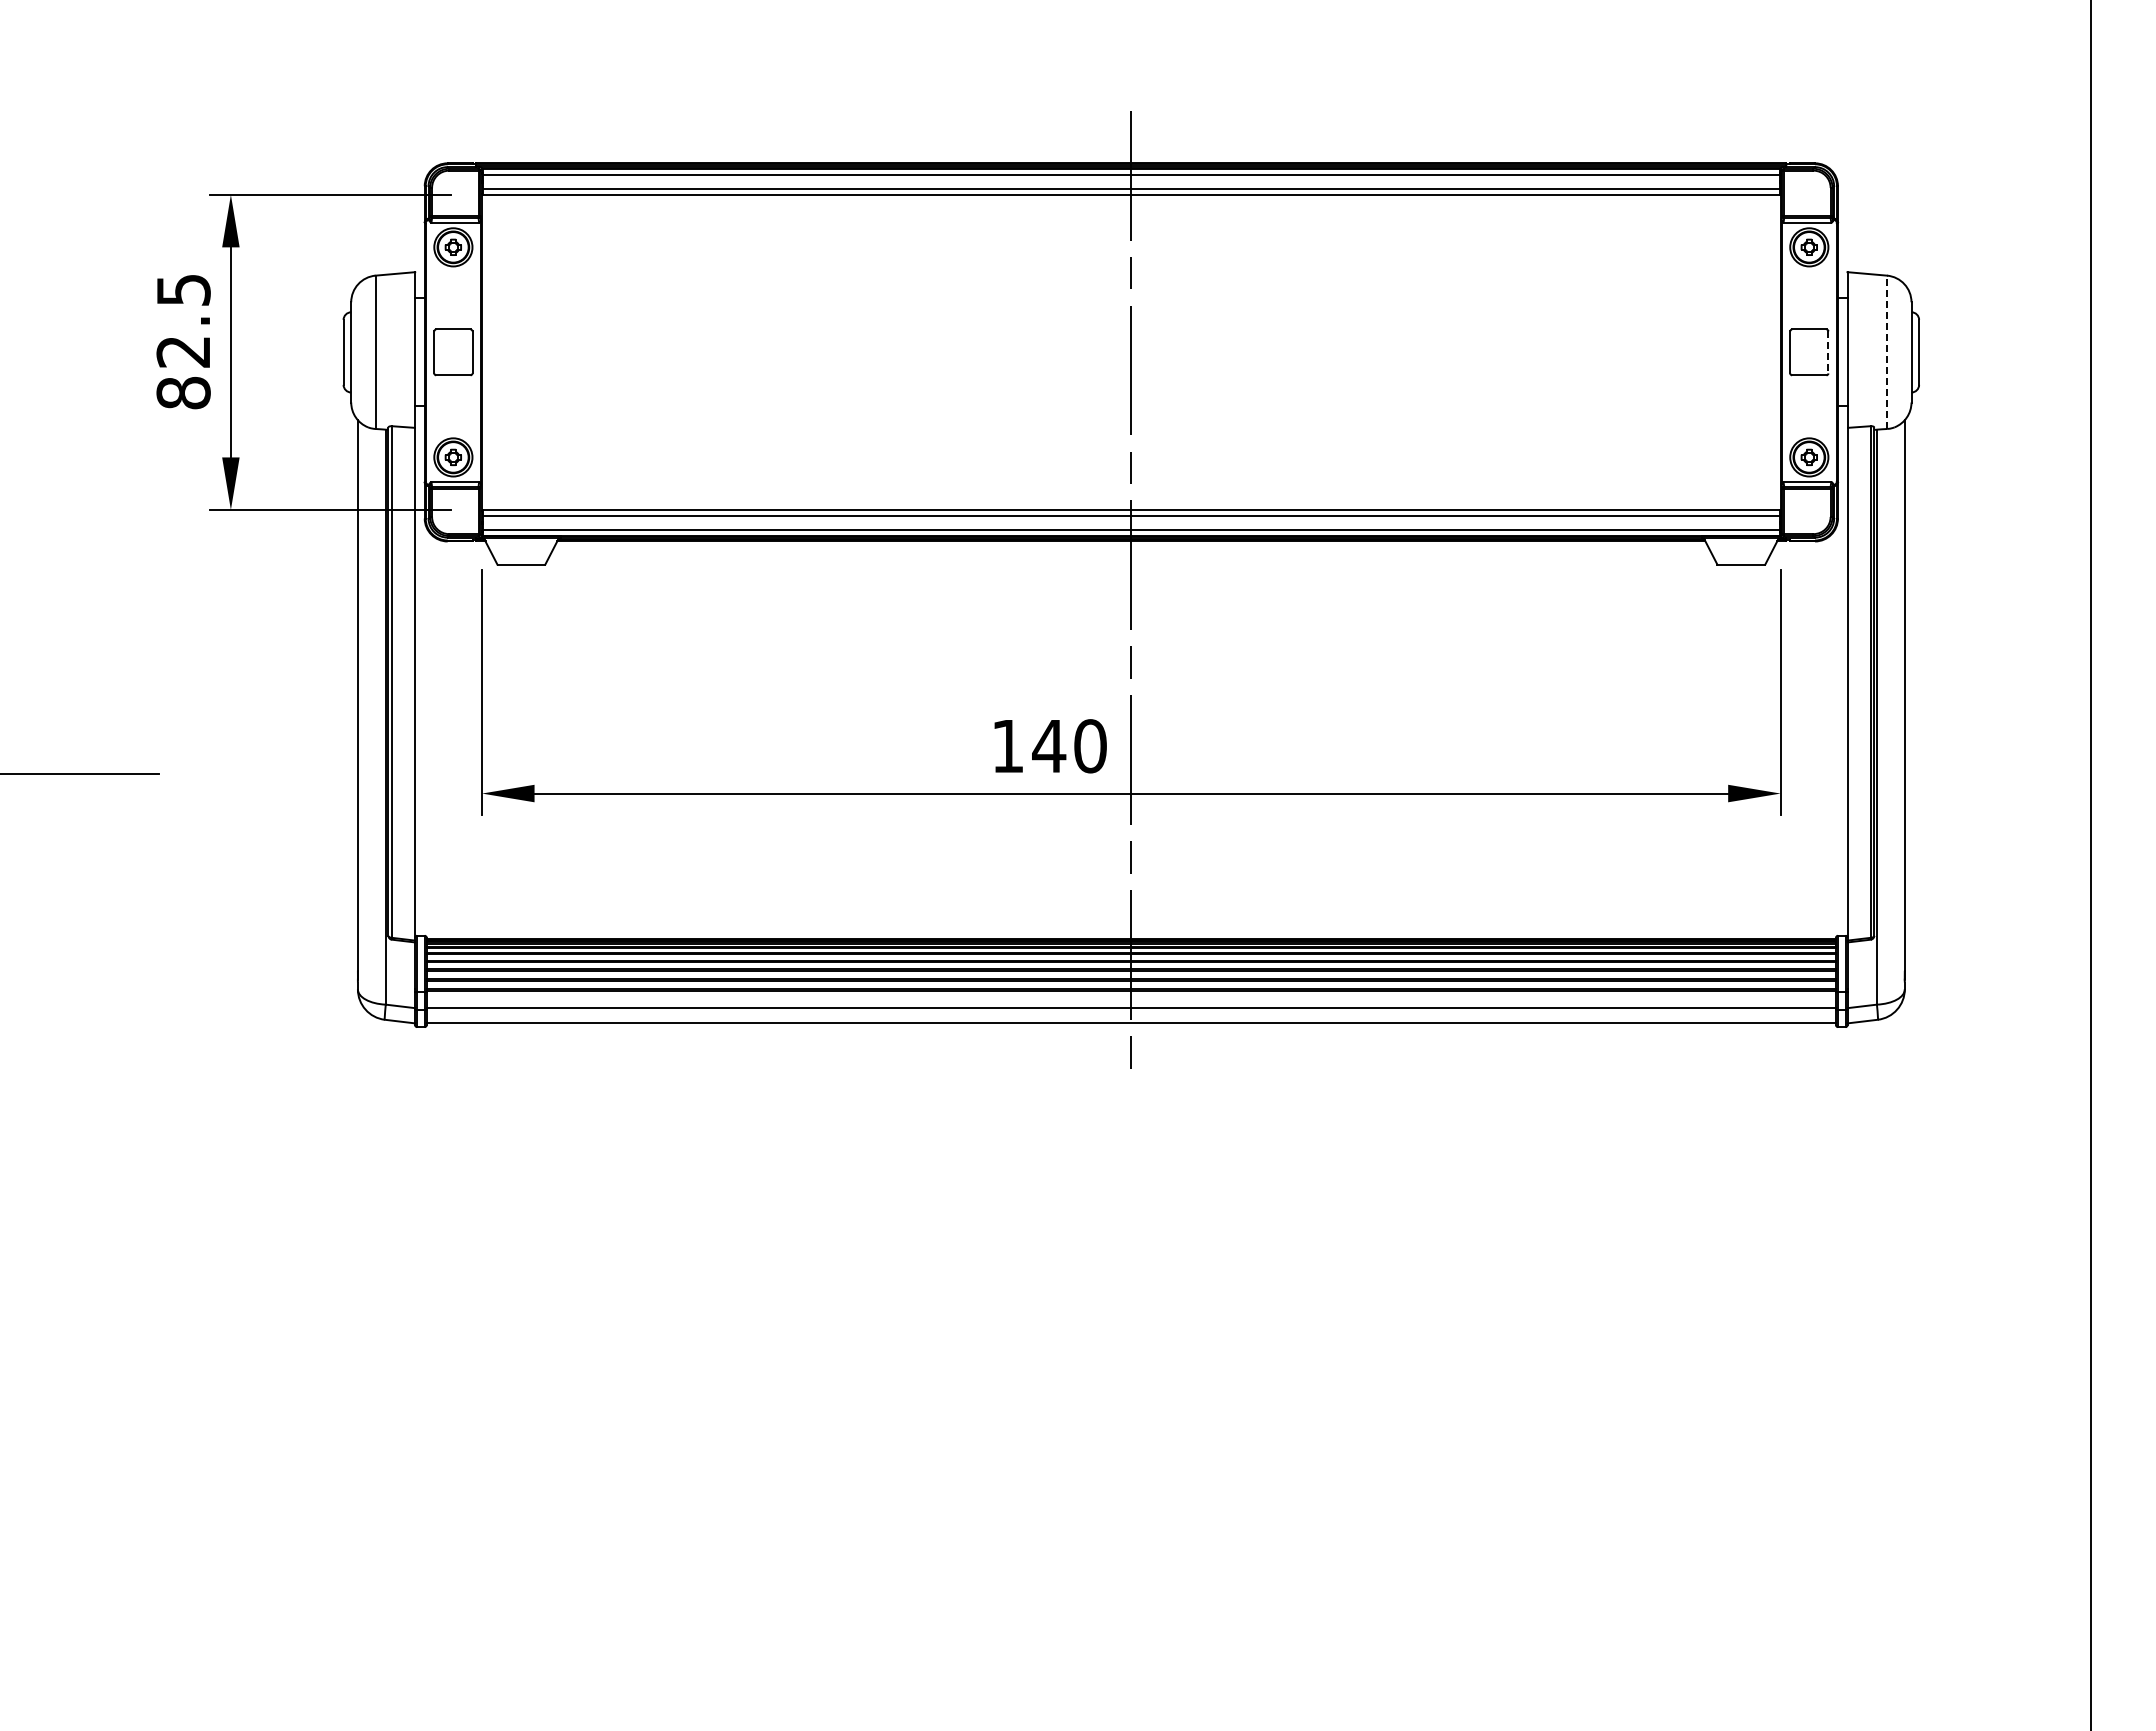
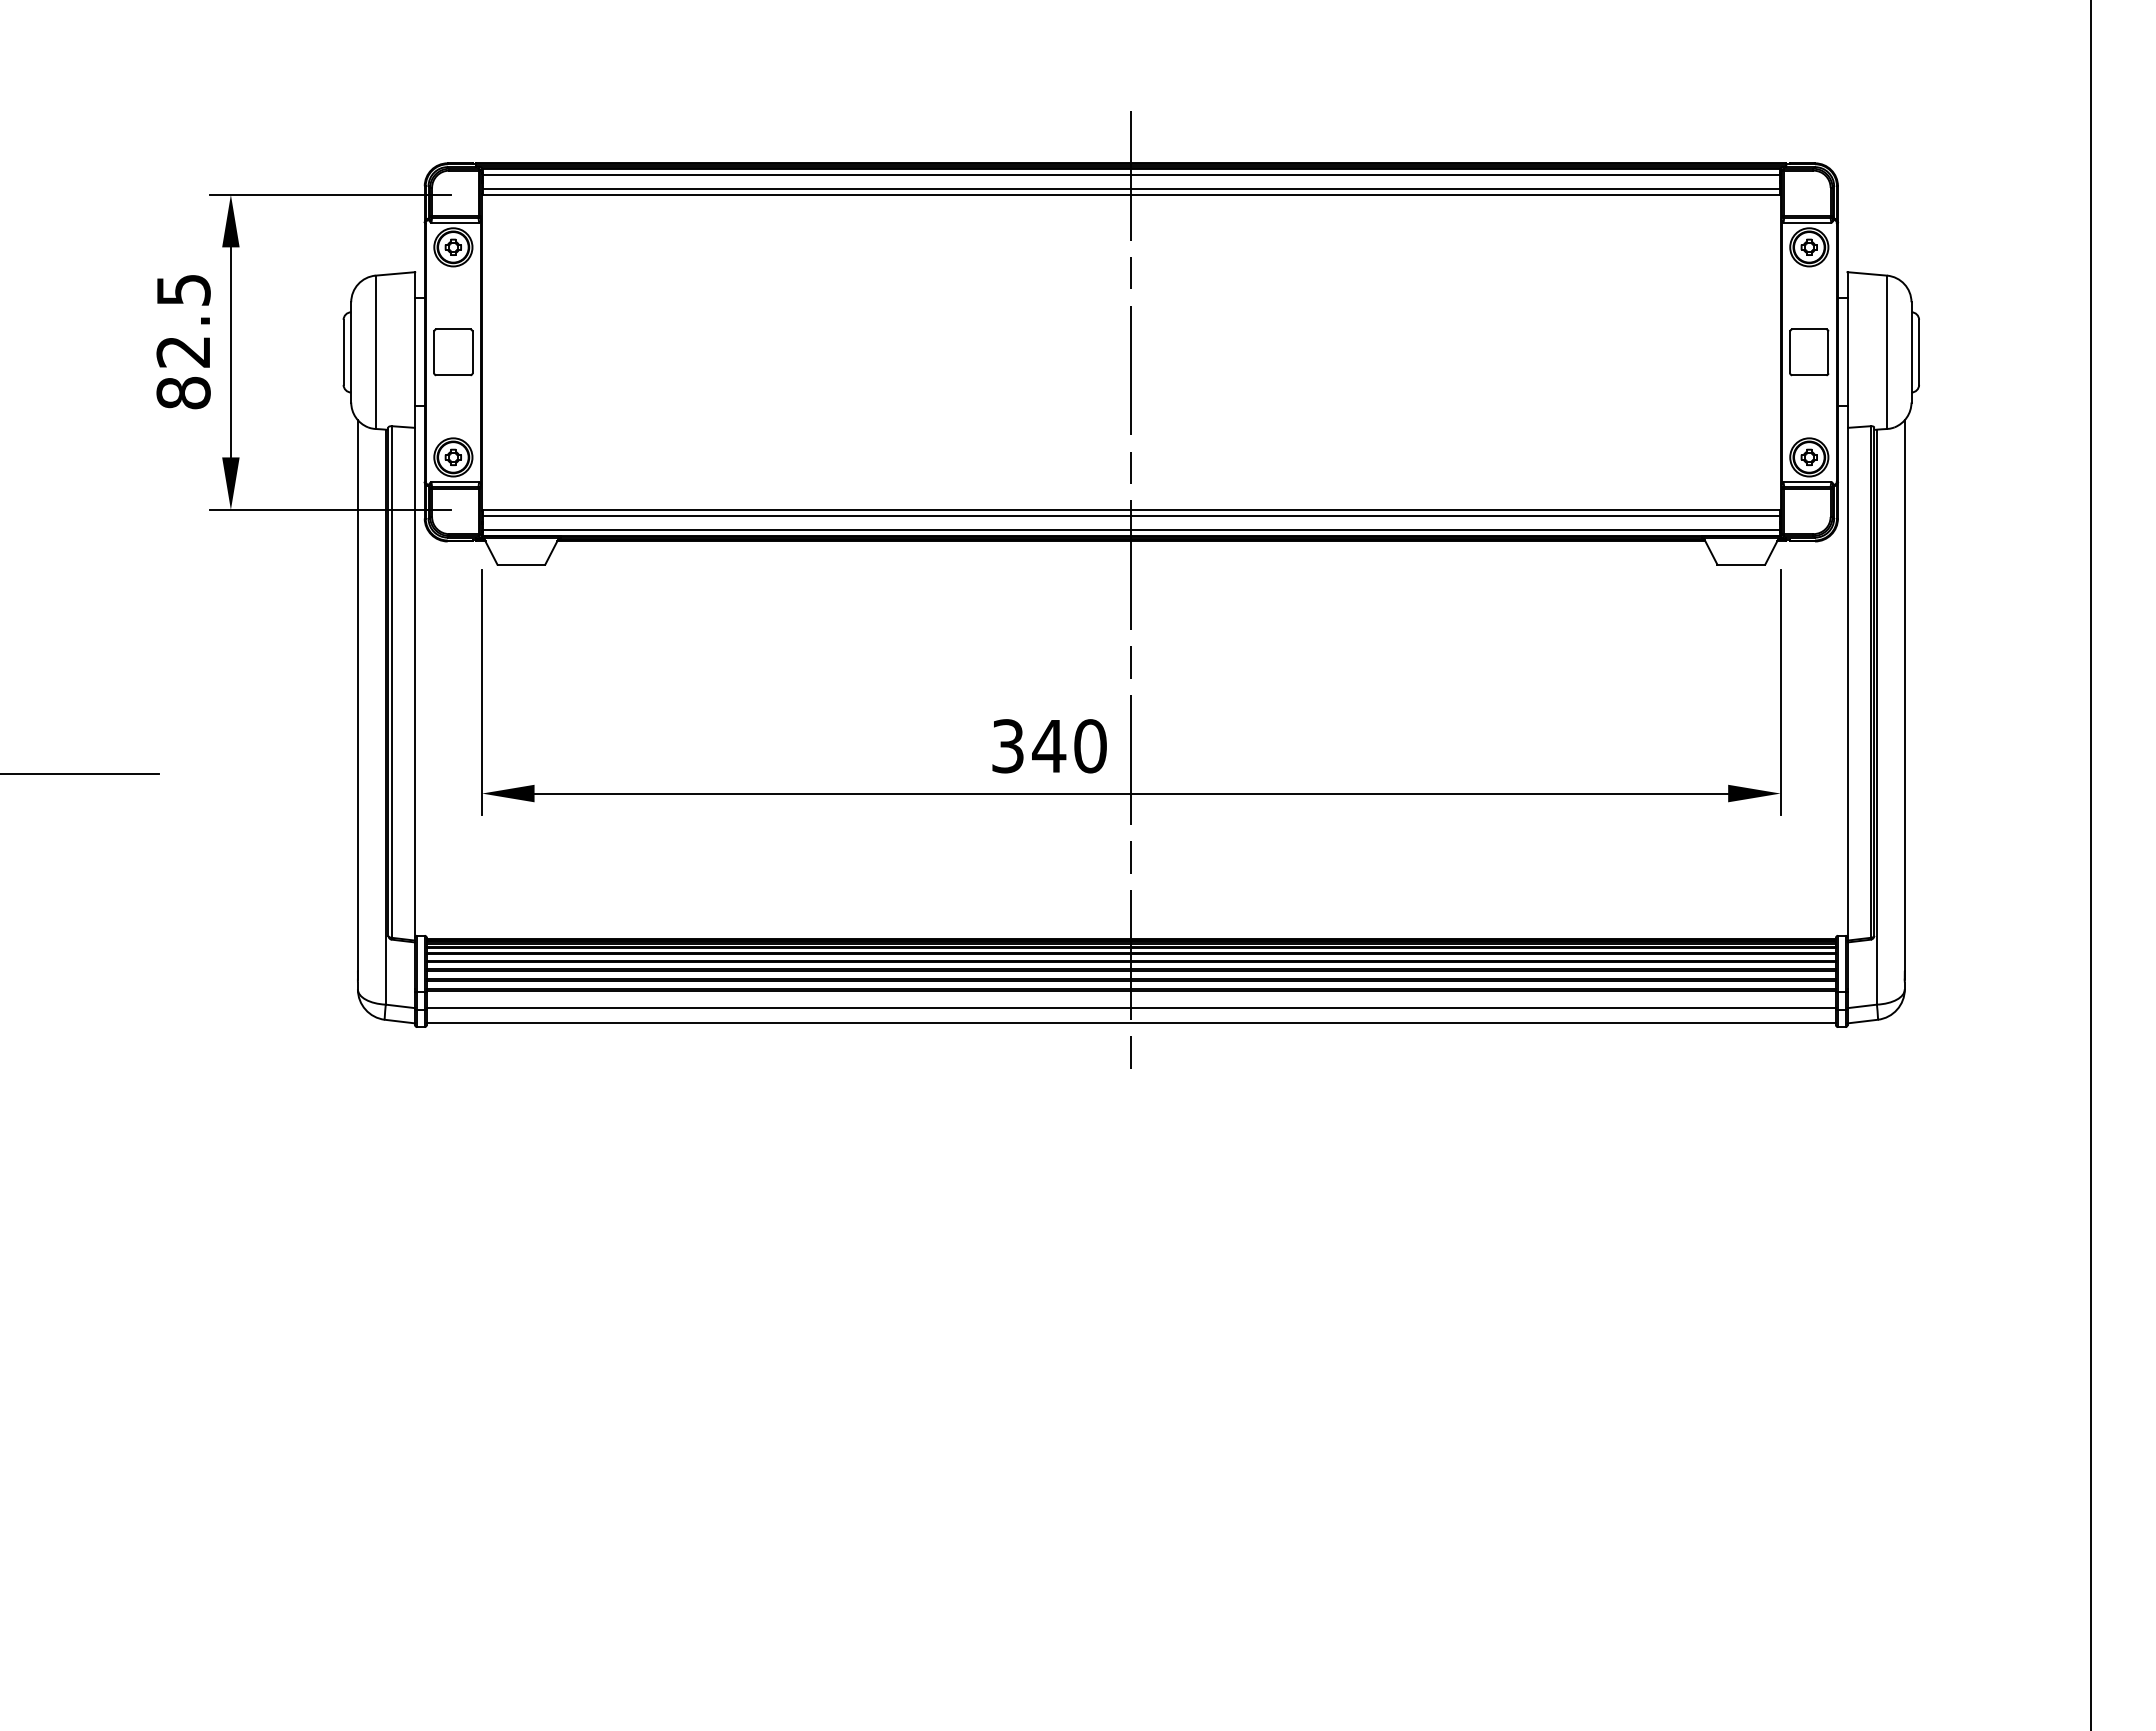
line: dashed -> solid (1828, 352)
line: dashed -> solid (1887, 352)
text: 140 -> 340 (1007, 746)
